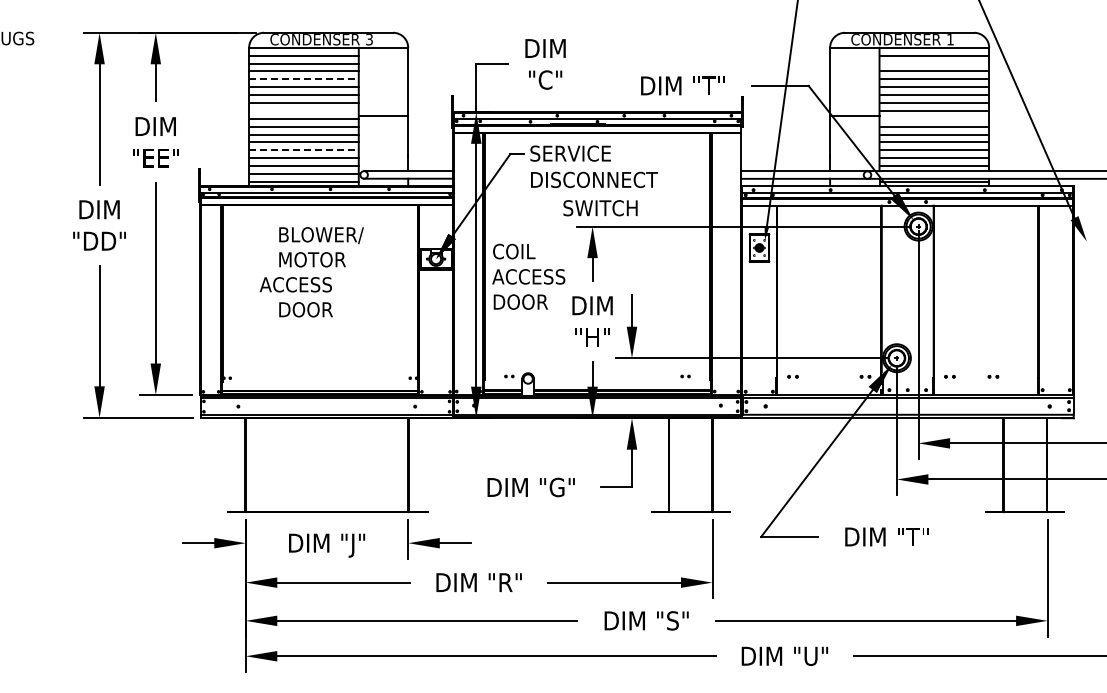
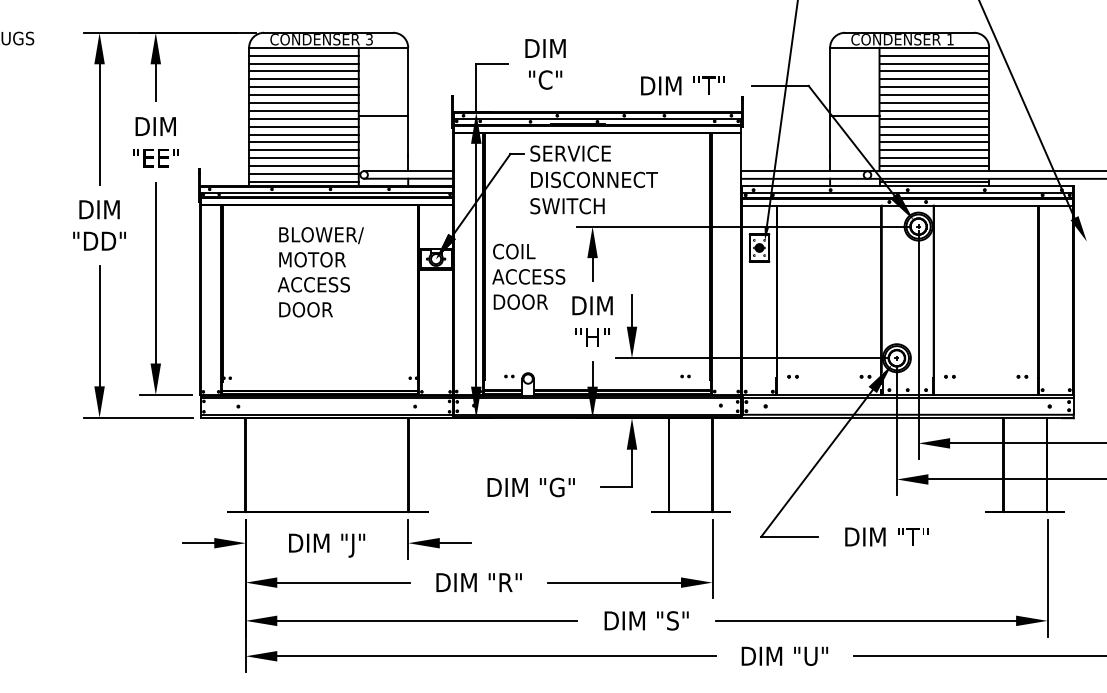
line: none -> present (934, 63)
line: dashed -> solid (303, 79)
line: none -> present (303, 110)
line: none -> present (934, 118)
line: dashed -> solid (303, 150)
text position: (600, 208) -> (567, 206) (567, 206)
text position: (295, 284) -> (313, 284) (313, 284)
part position: (993, 376) -> (1022, 376) (1022, 376)
